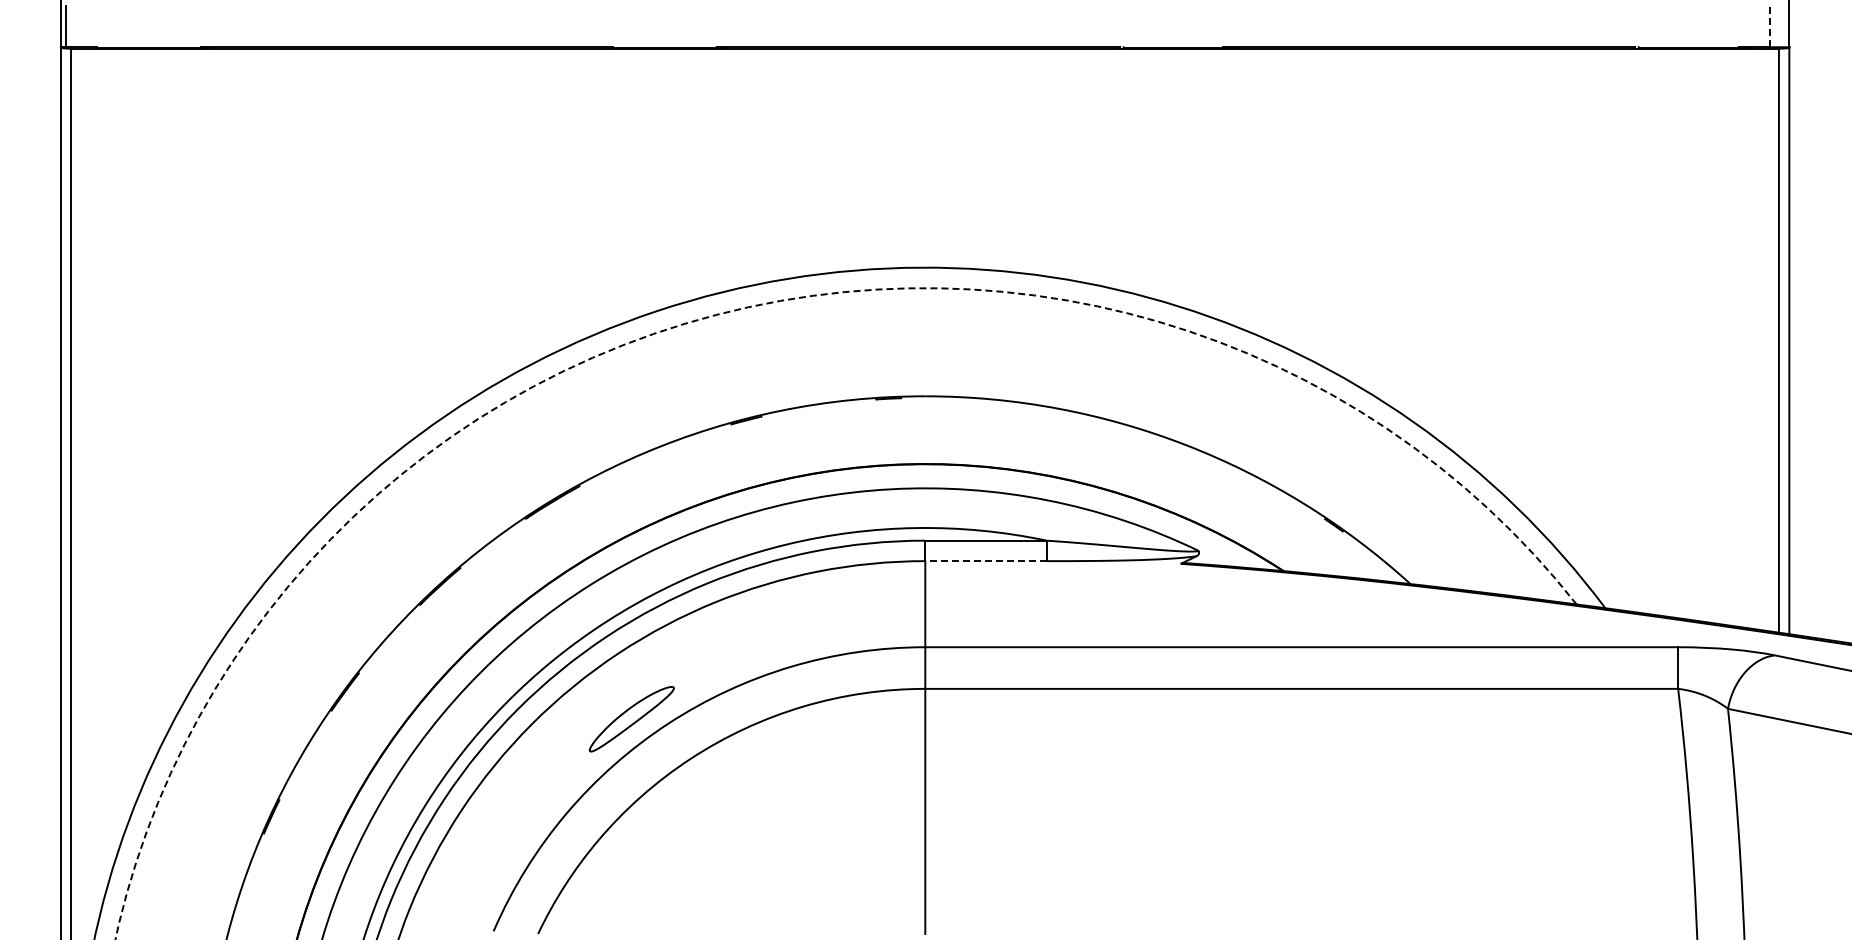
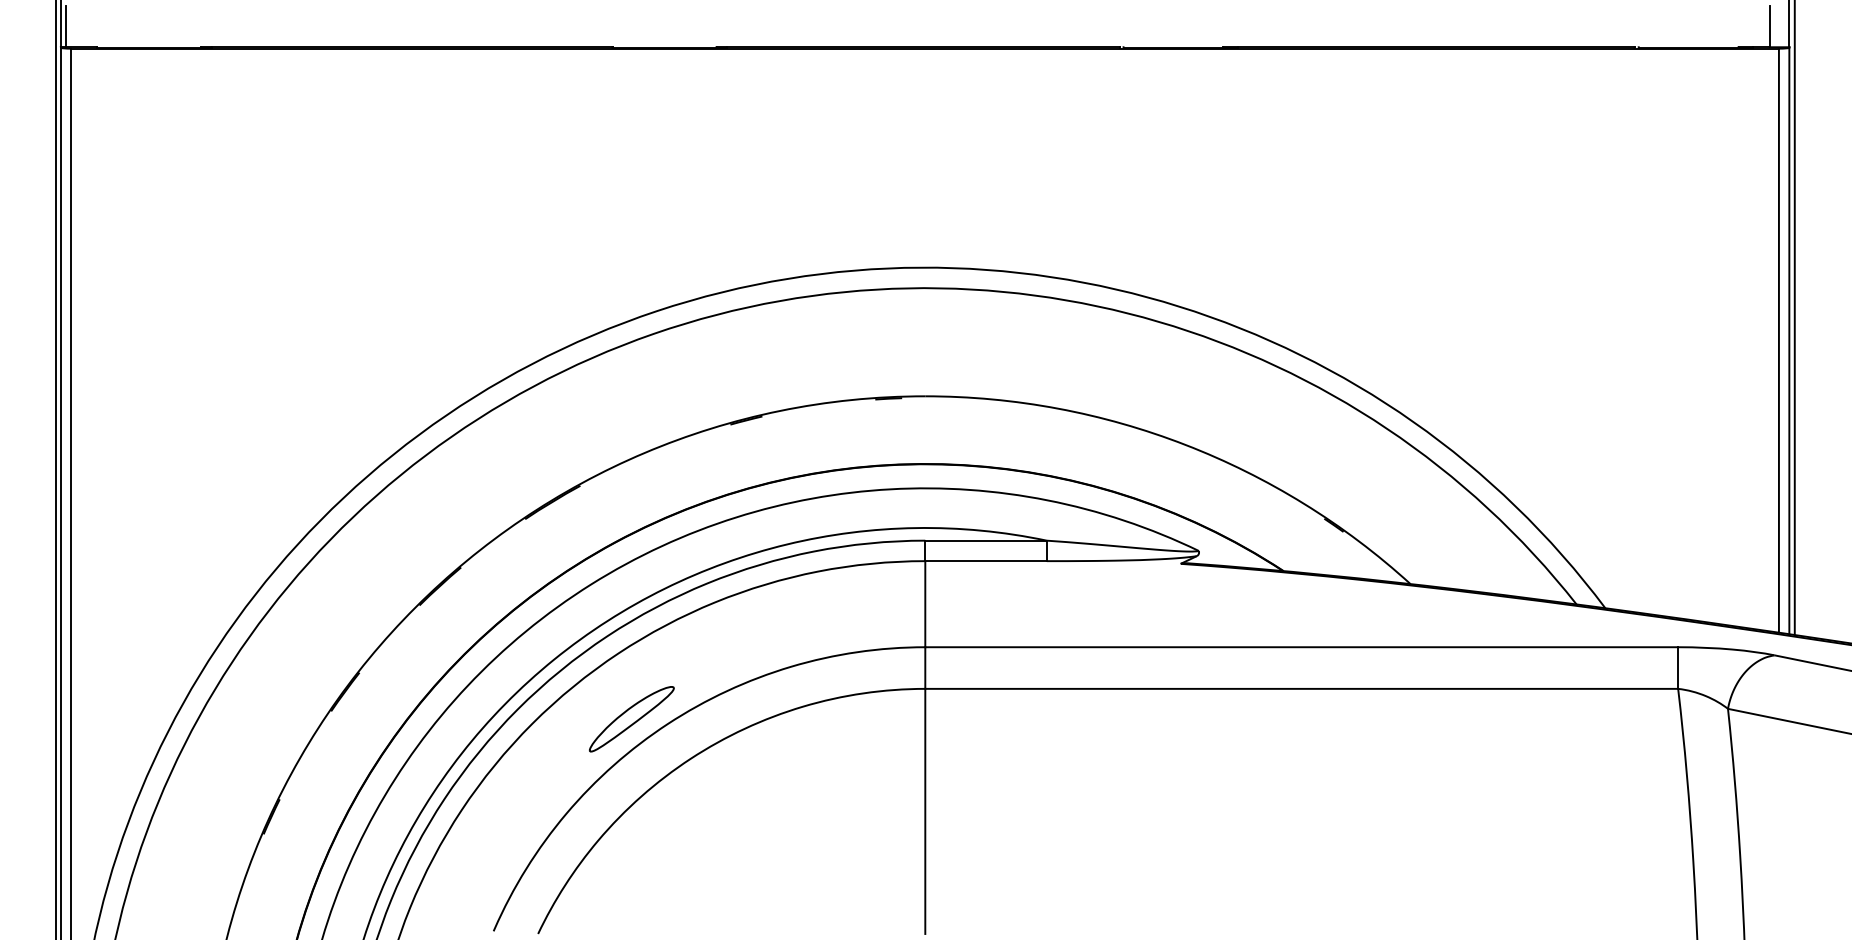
line: dashed -> solid (1769, 26)
arc: dashed -> solid (739, 309)
line: none -> present (1794, 318)
line: none -> present (55, 469)
line: dashed -> solid (986, 561)
